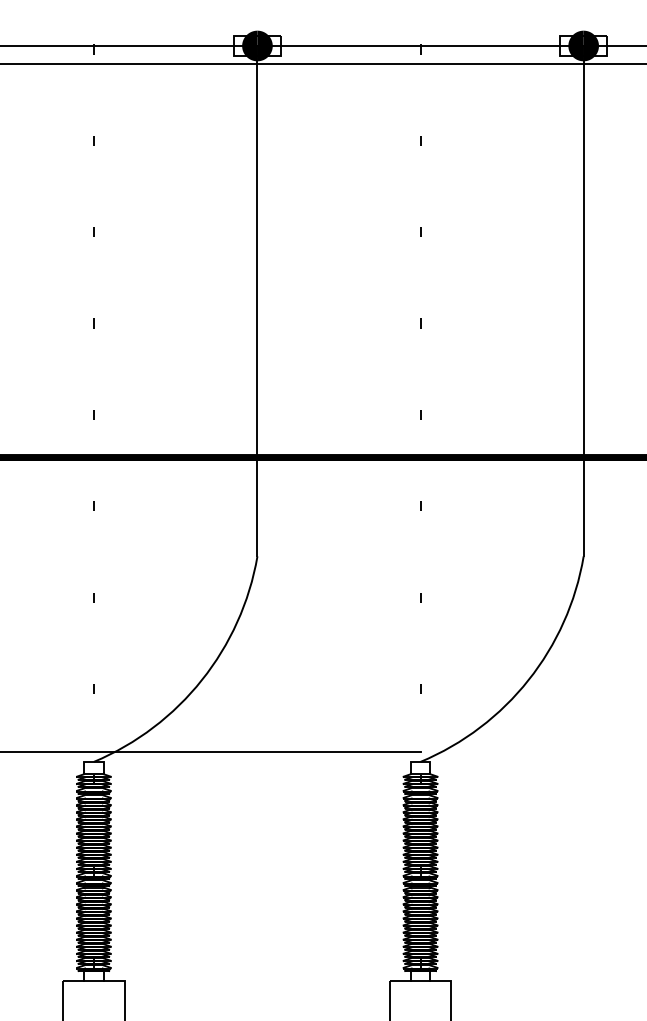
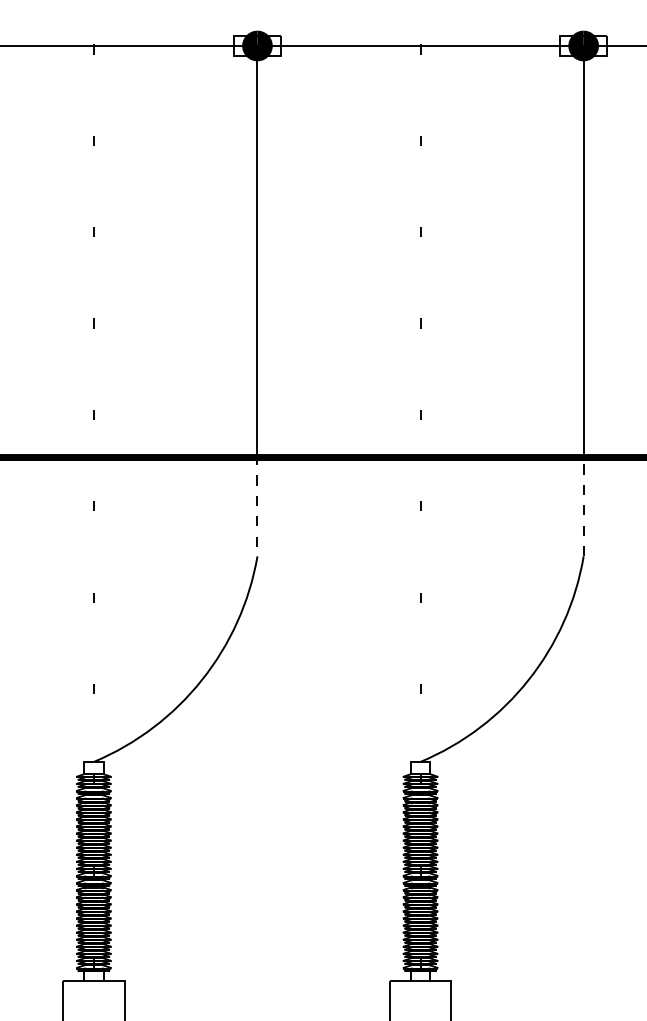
line: present -> none (322, 63)
line: solid -> dashed (257, 505)
line: solid -> dashed (583, 505)
line: present -> none (211, 751)
